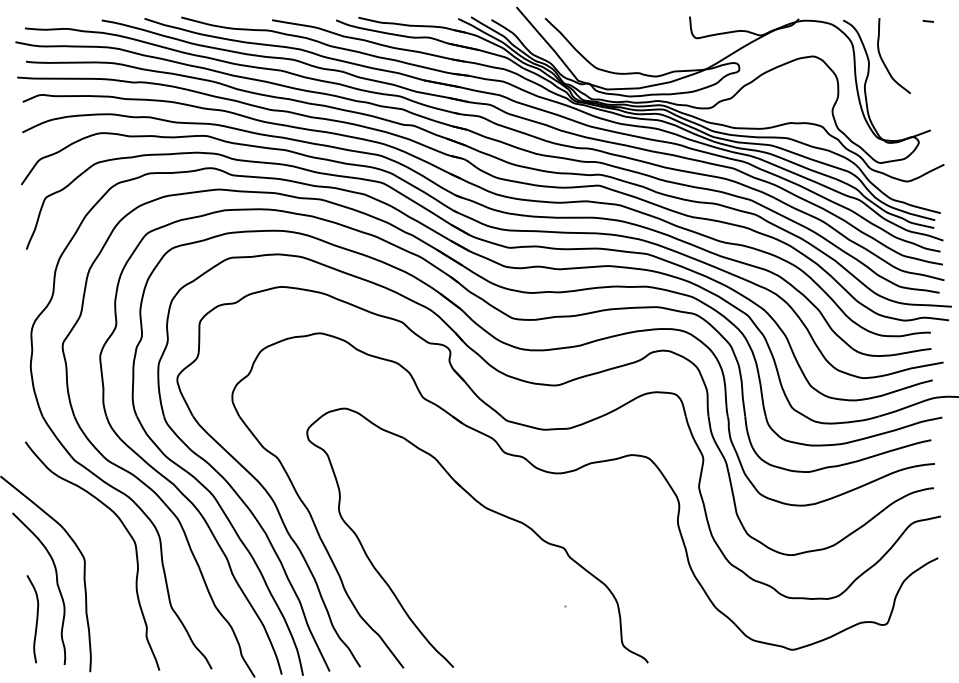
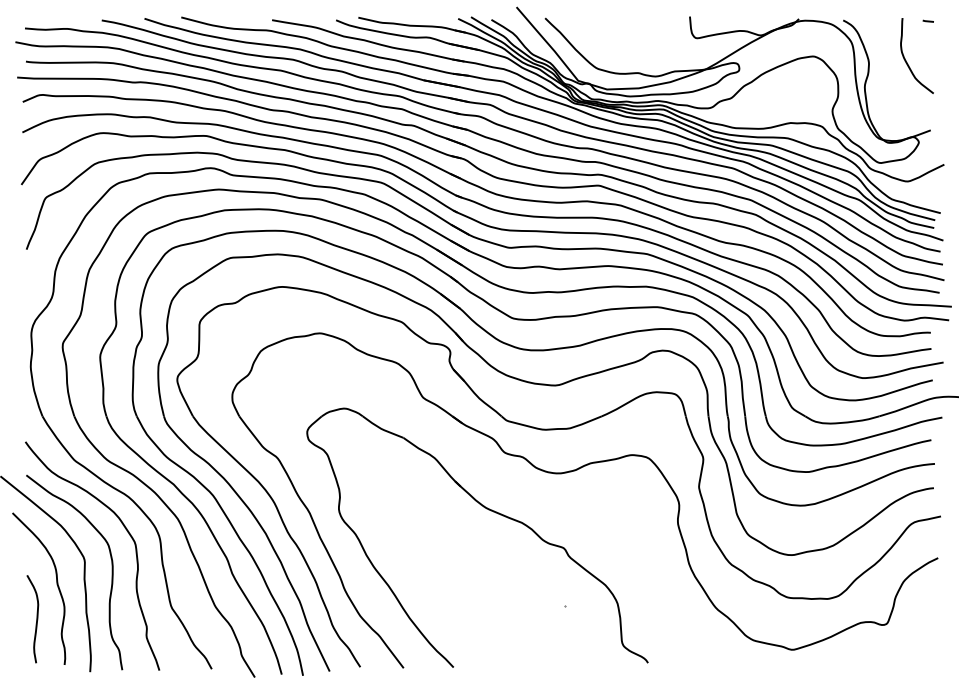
curve position: (883, 60) -> (906, 60) (906, 60)
curve: none -> present (111, 572)
